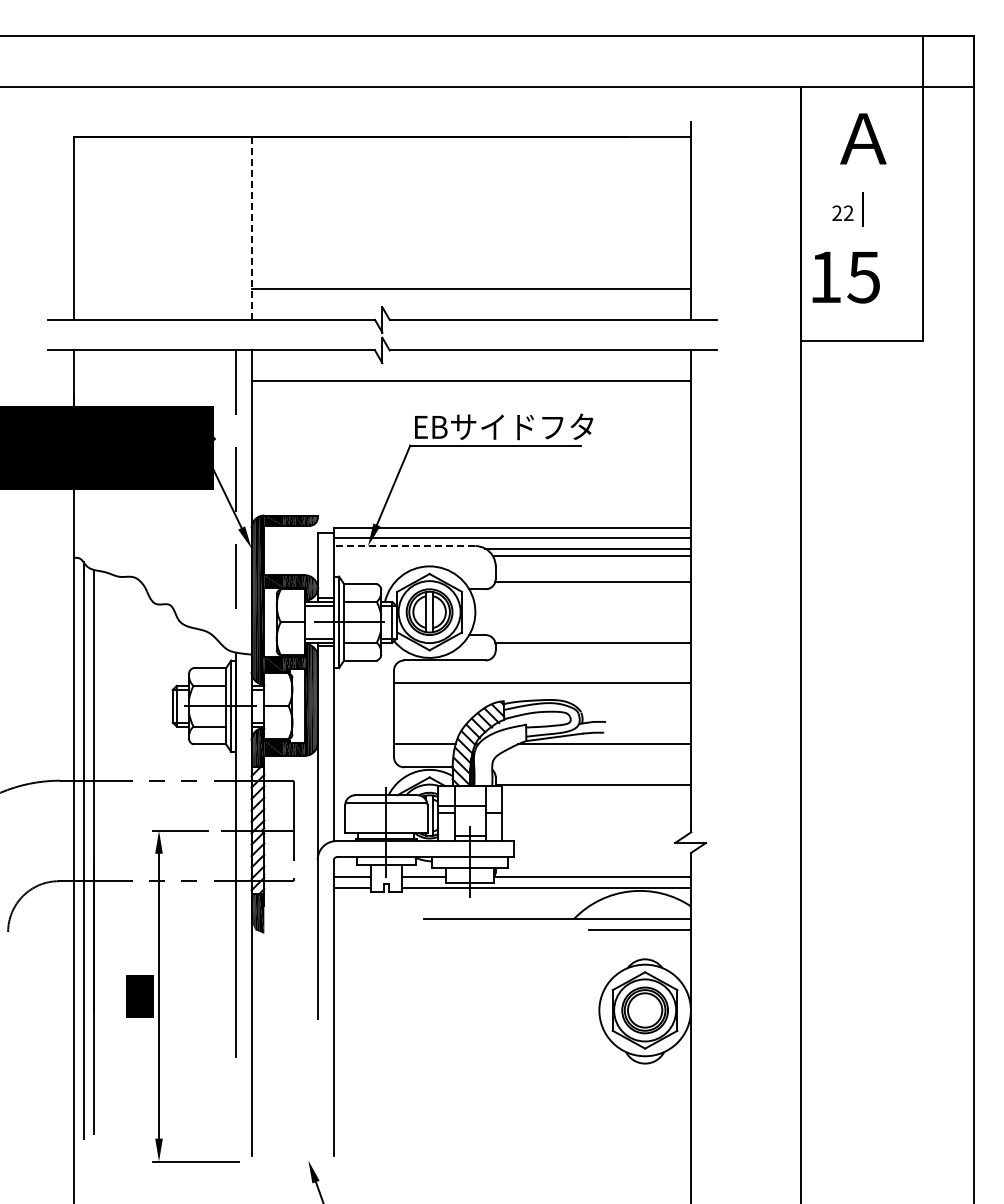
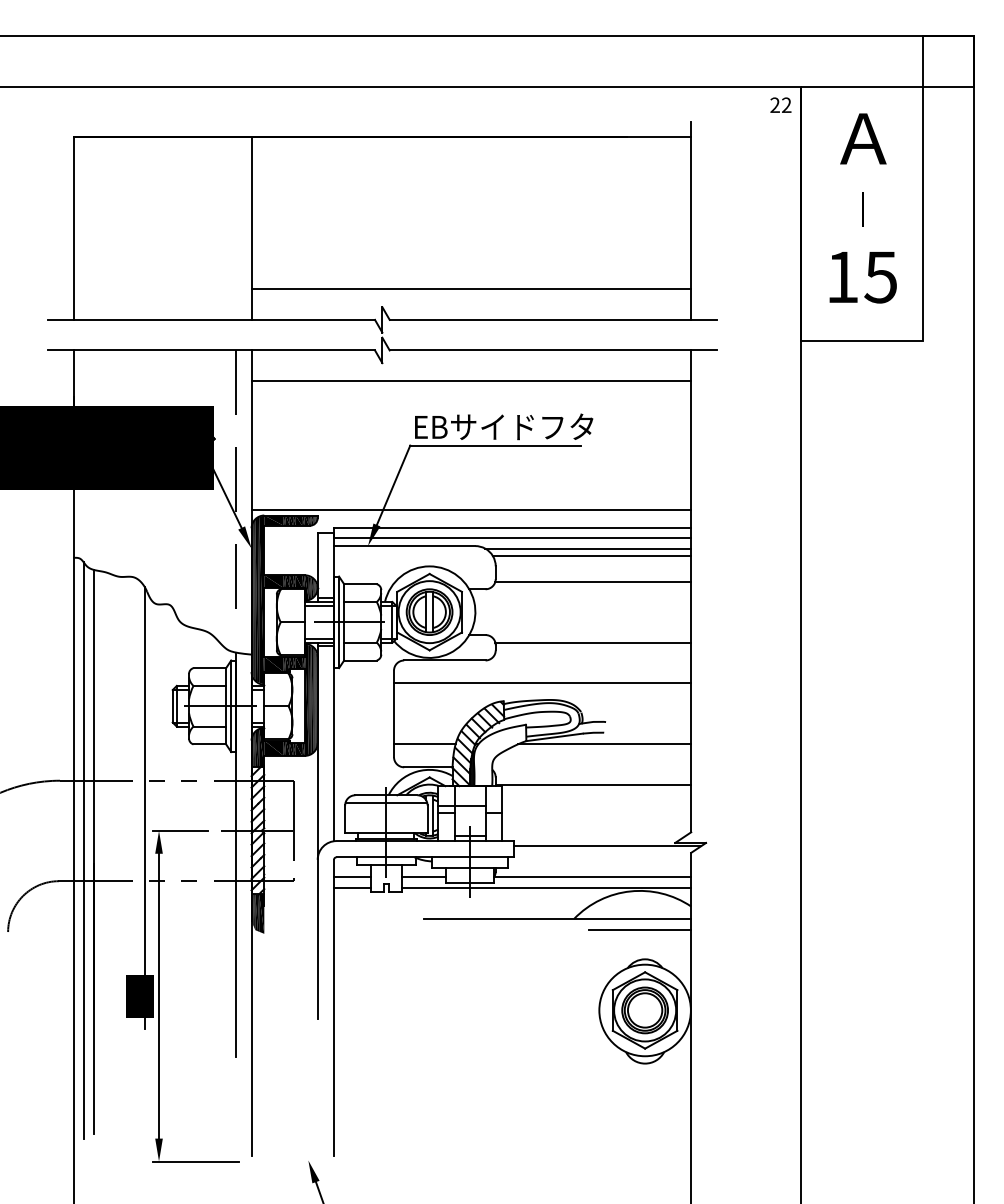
text position: (842, 212) -> (780, 104) (780, 104)
line: dashed -> solid (251, 228)
text position: (845, 277) -> (862, 277) (862, 277)
line: none -> present (471, 510)
line: dashed -> solid (404, 546)
line: none -> present (144, 807)
line: none -> present (607, 846)
